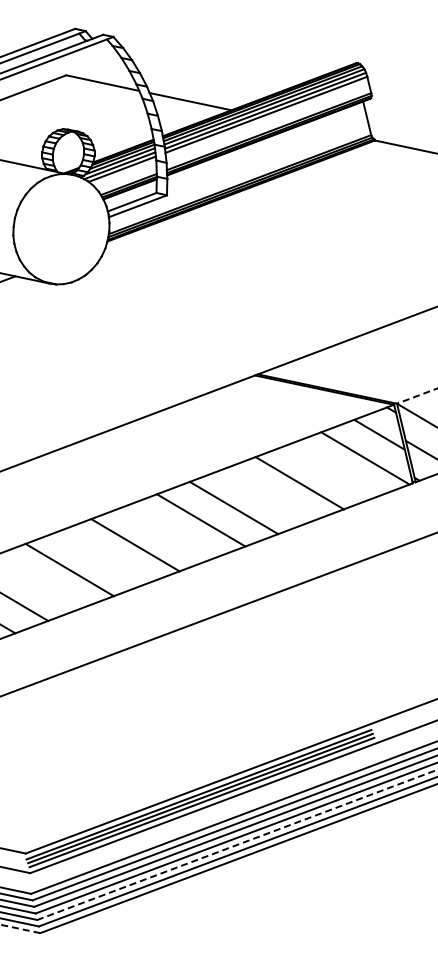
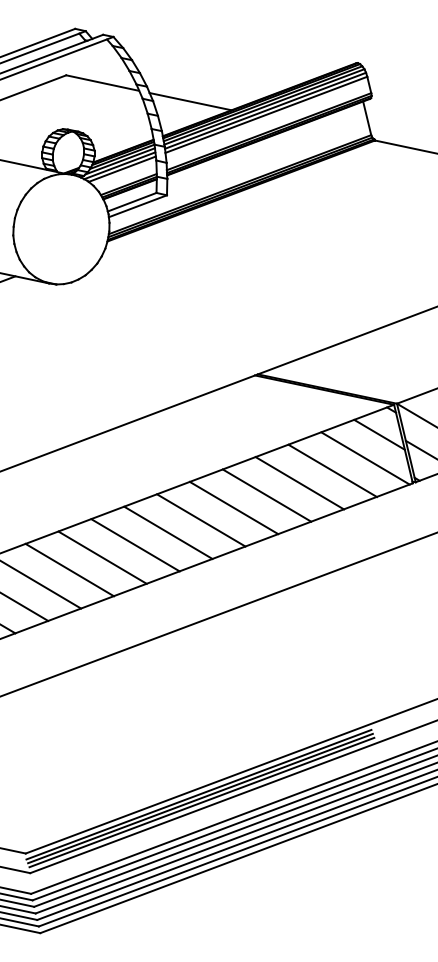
line: dashed -> solid (416, 396)
line: none -> present (332, 470)
line: none -> present (266, 495)
line: none -> present (168, 532)
line: none -> present (102, 557)
line: none -> present (41, 584)
line: dashed -> solid (237, 844)
line: dashed -> solid (19, 928)
